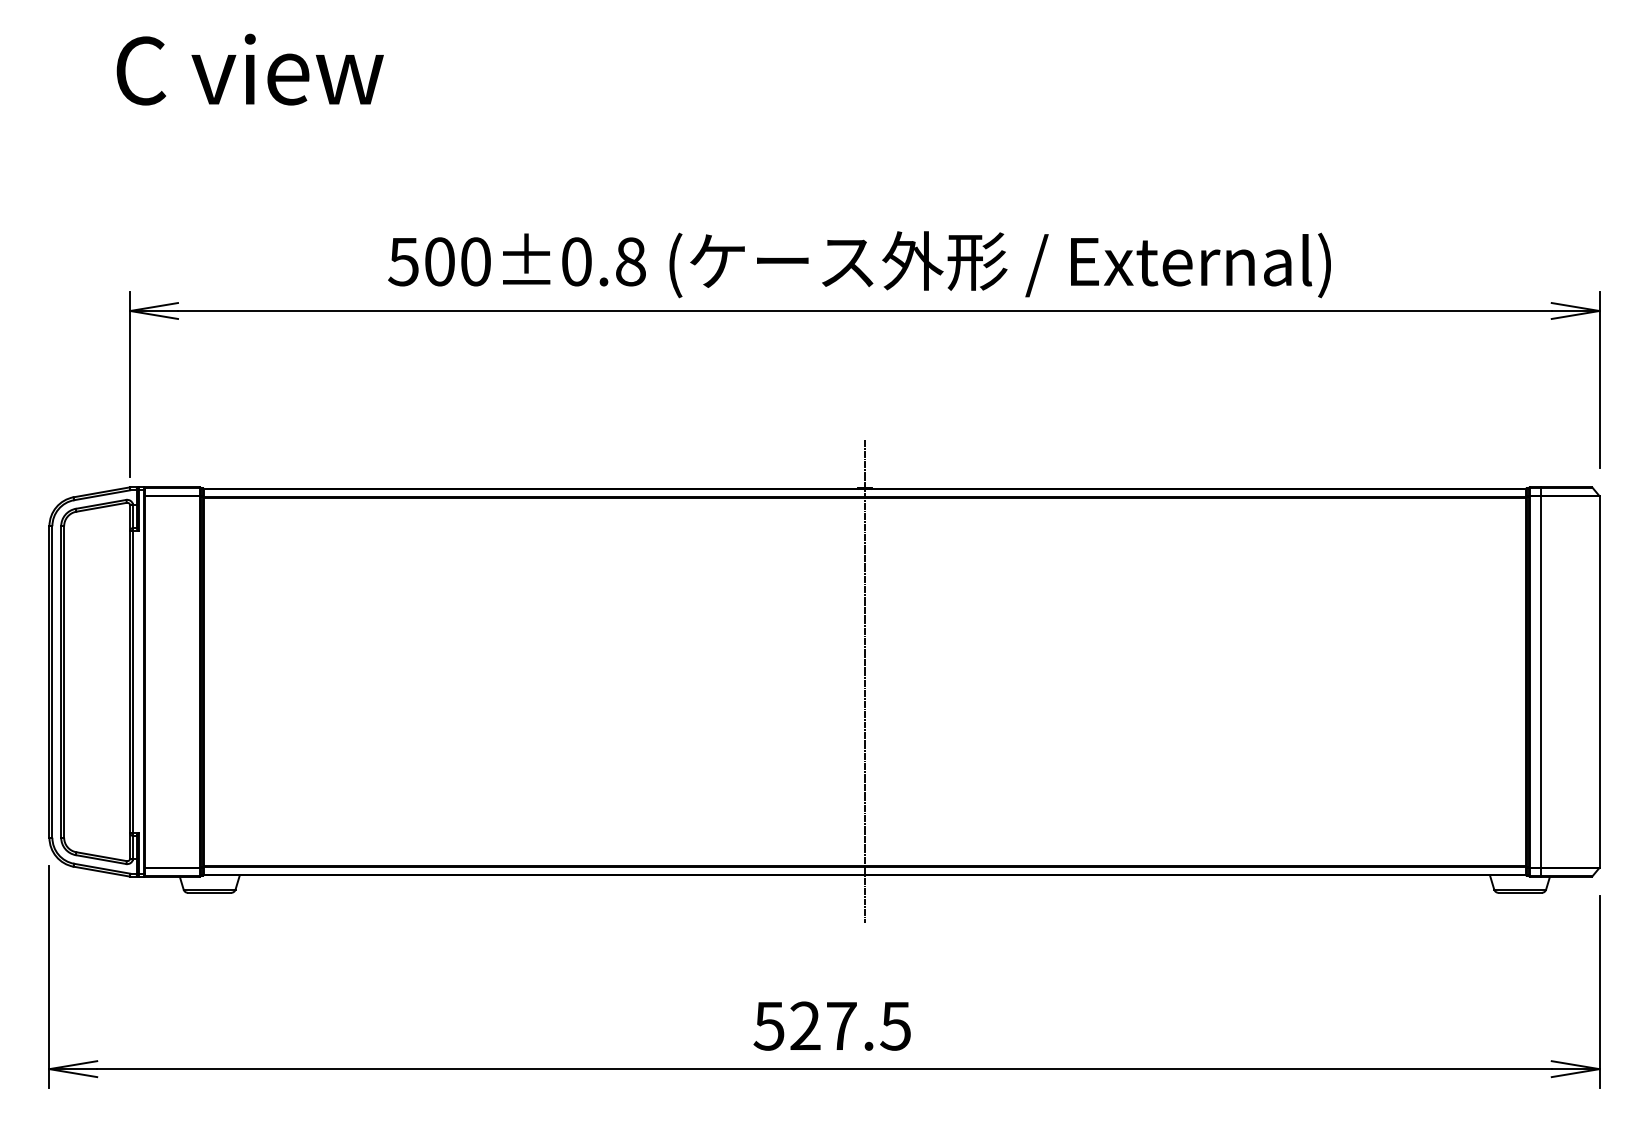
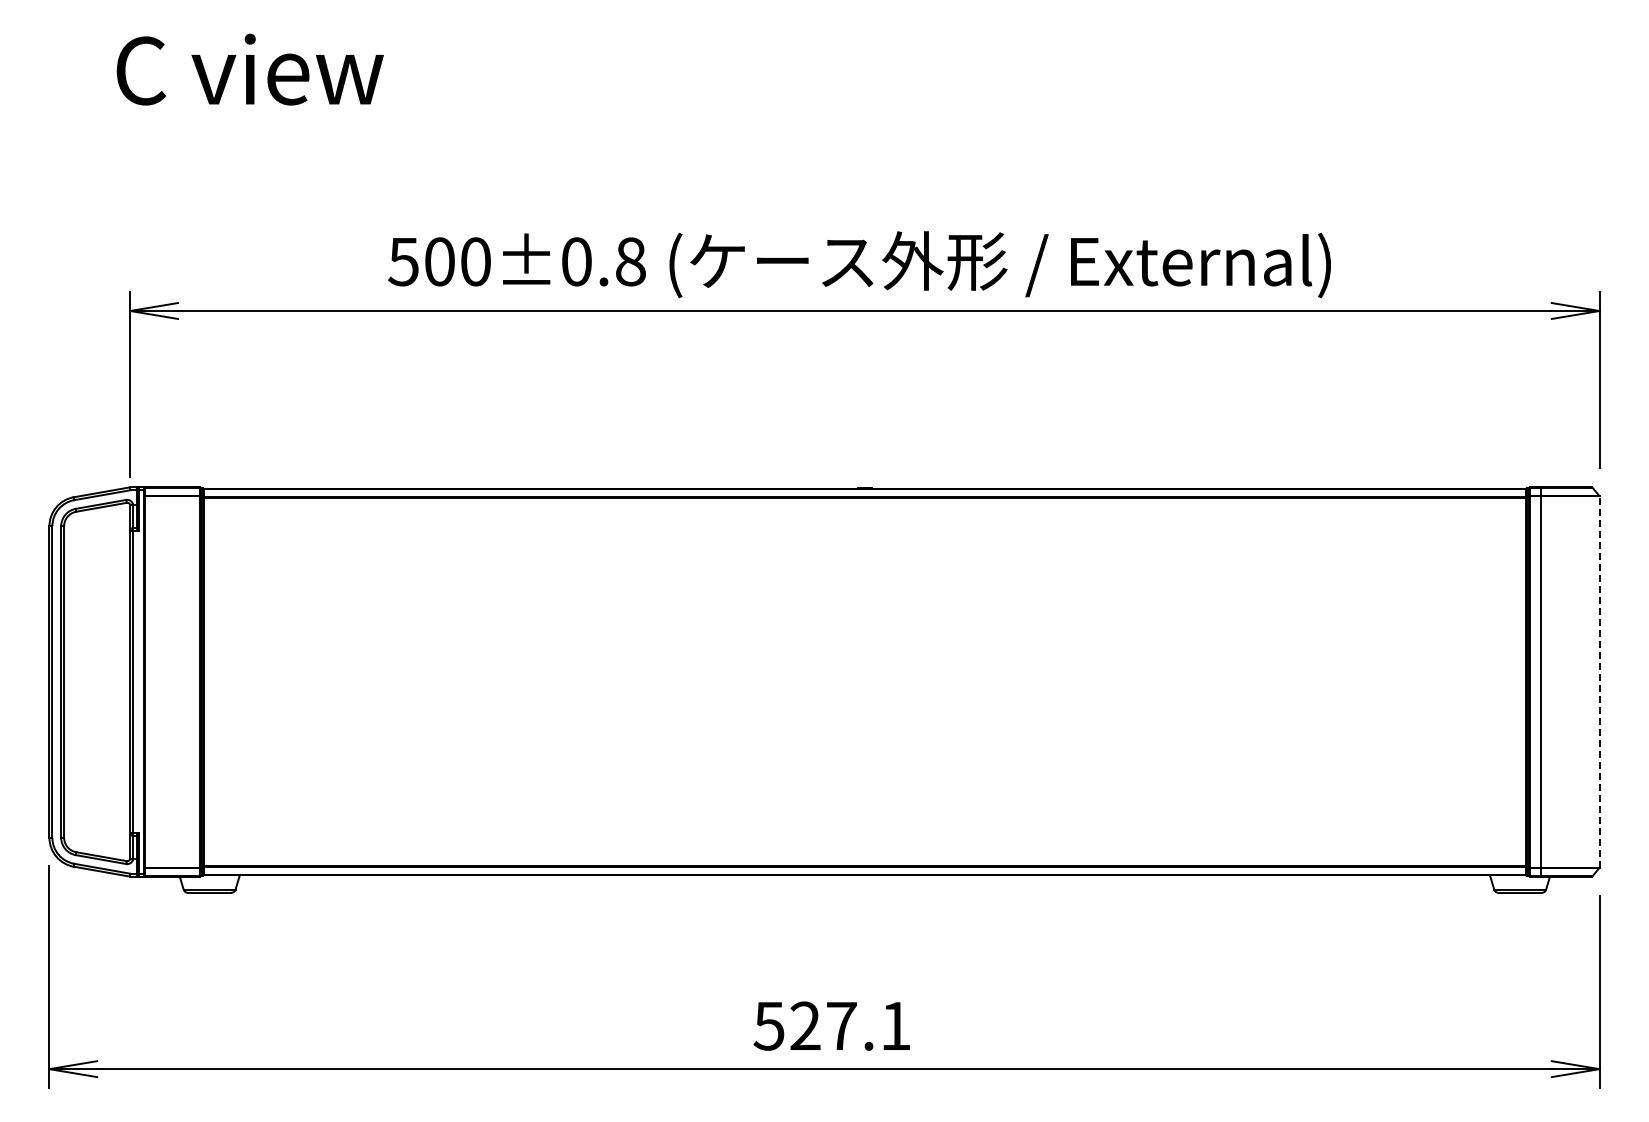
line: present -> none (864, 681)
line: solid -> dashed (1599, 682)
text: 527.5 -> 527.1 (895, 1026)
